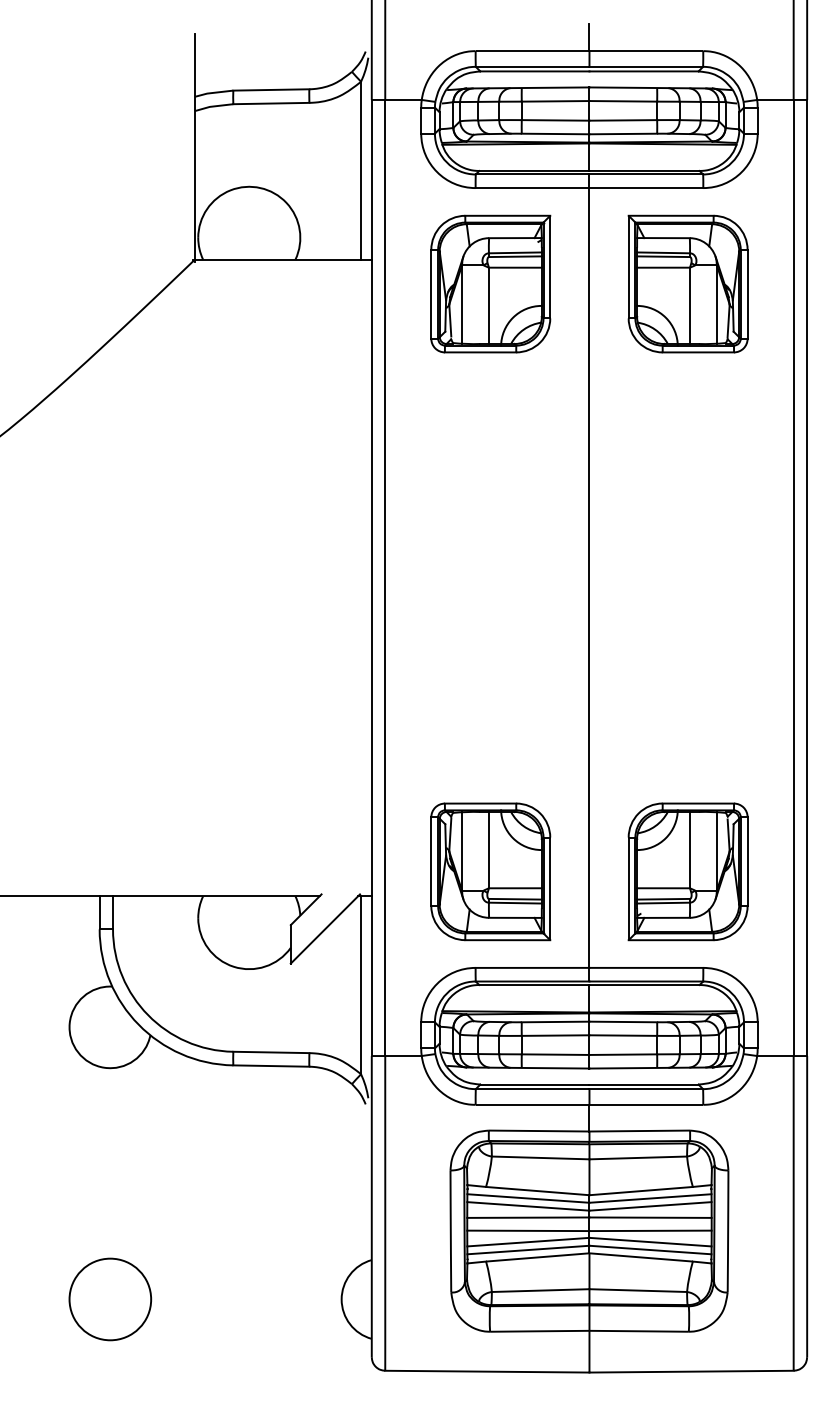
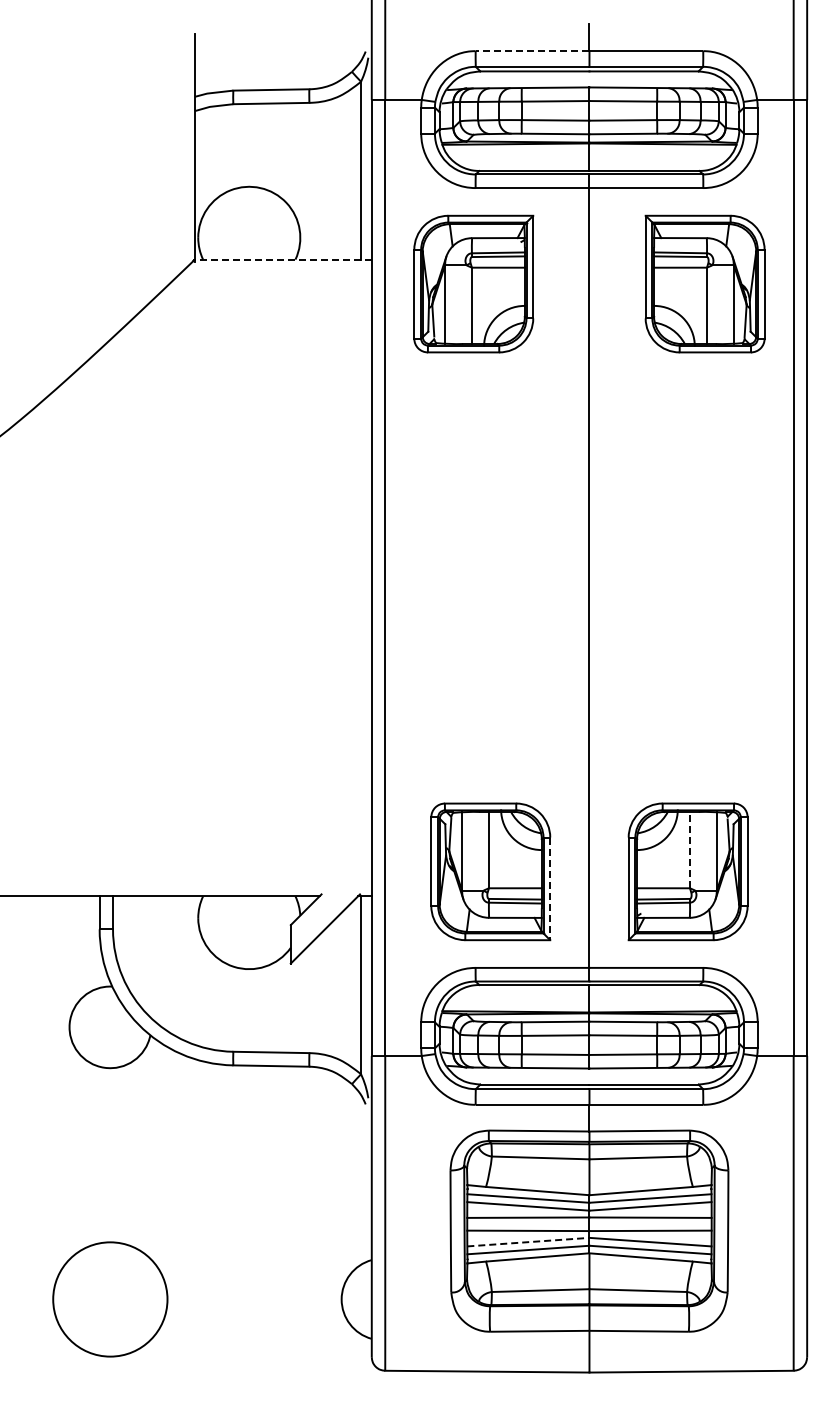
line: solid -> dashed (533, 51)
line: solid -> dashed (281, 259)
part position: (490, 283) -> (473, 283) (473, 283)
part position: (687, 283) -> (704, 283) (704, 283)
line: solid -> dashed (690, 849)
line: solid -> dashed (550, 889)
line: solid -> dashed (528, 1242)
circle diameter: 82 px -> 114 px (110, 1299)
